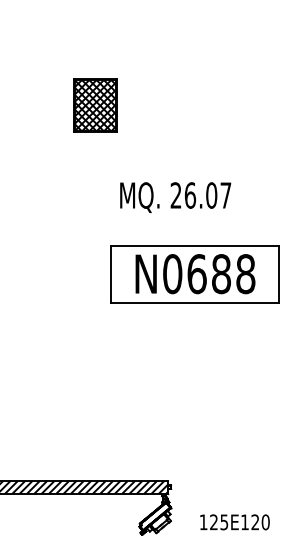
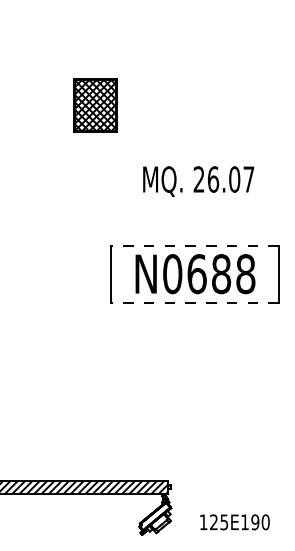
text position: (175, 197) -> (198, 181) (198, 181)
line: solid -> dashed (194, 245)
line: solid -> dashed (194, 302)
text: 125E120 -> 125E190 (255, 522)
